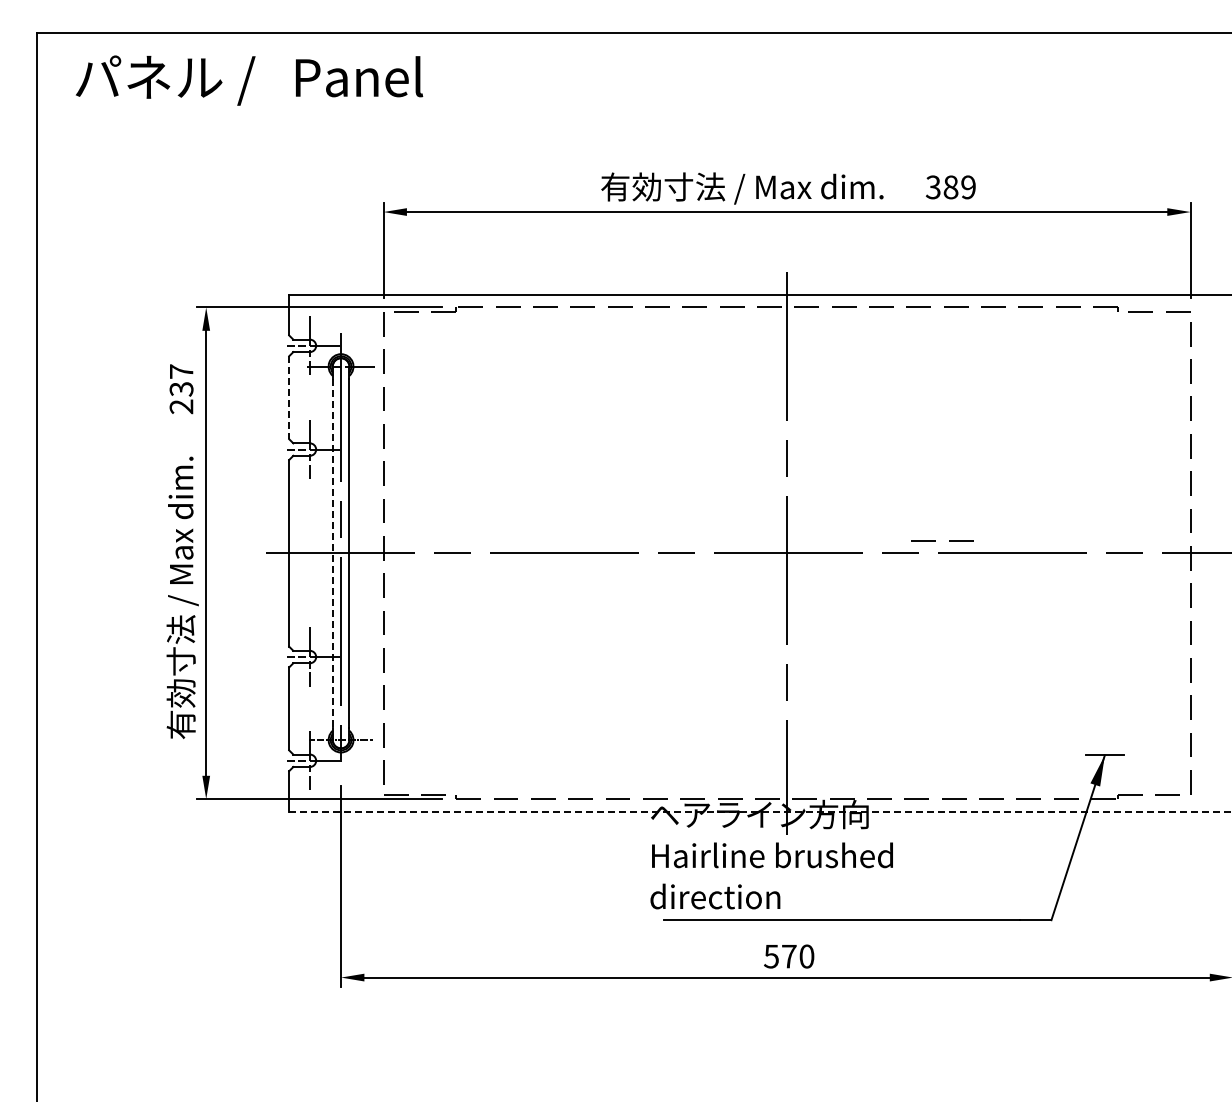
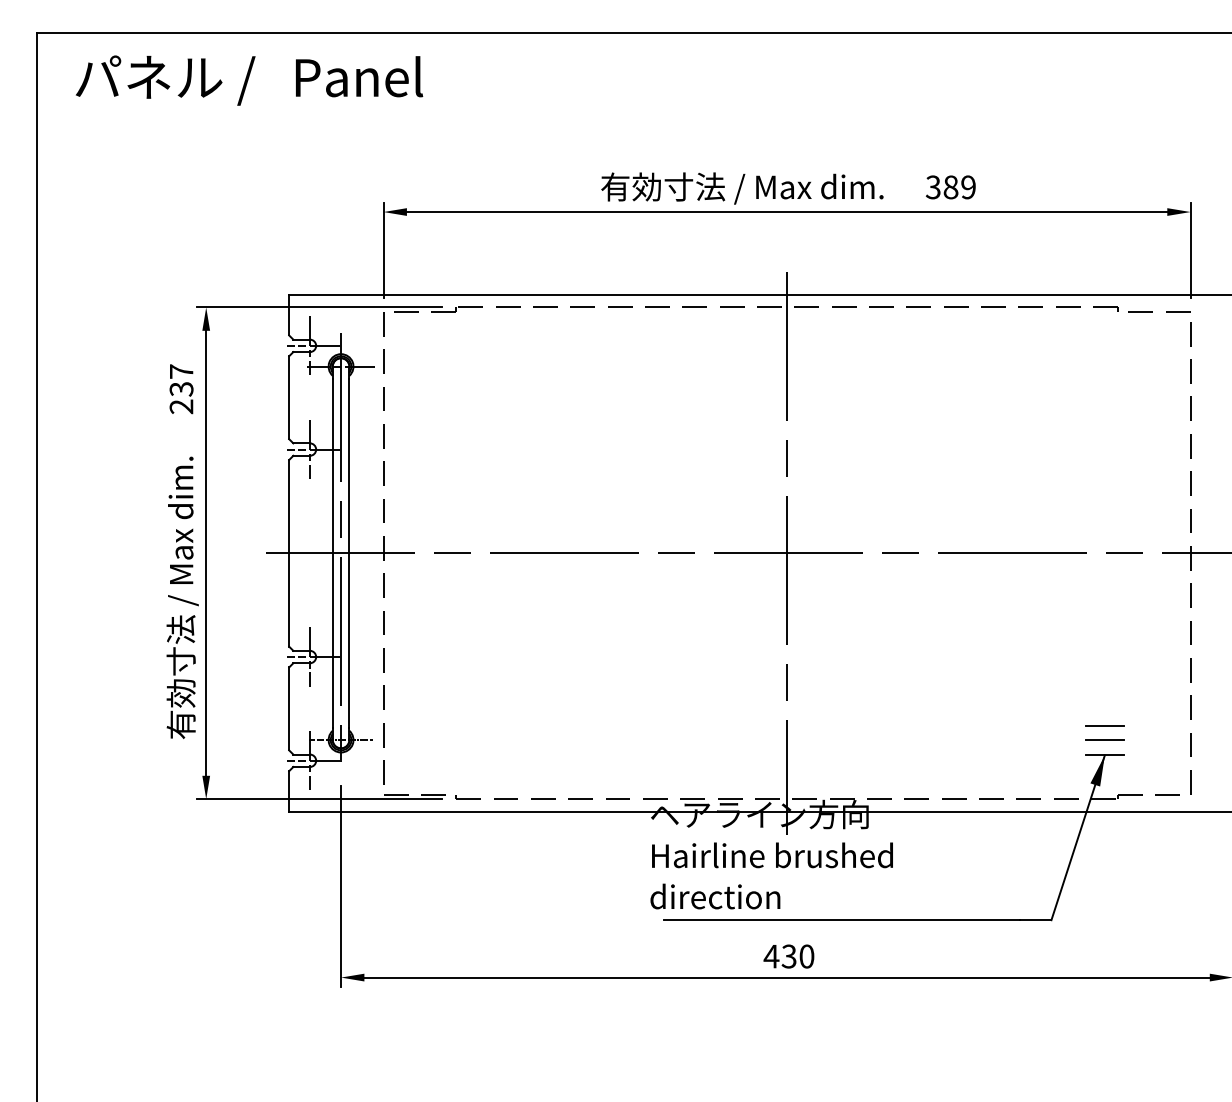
line: dashed -> solid (289, 398)
line: present -> none (935, 540)
line: dashed -> solid (332, 553)
line: none -> present (1104, 726)
line: none -> present (1104, 739)
line: dashed -> solid (760, 811)
text: 570 -> 430 (779, 956)
